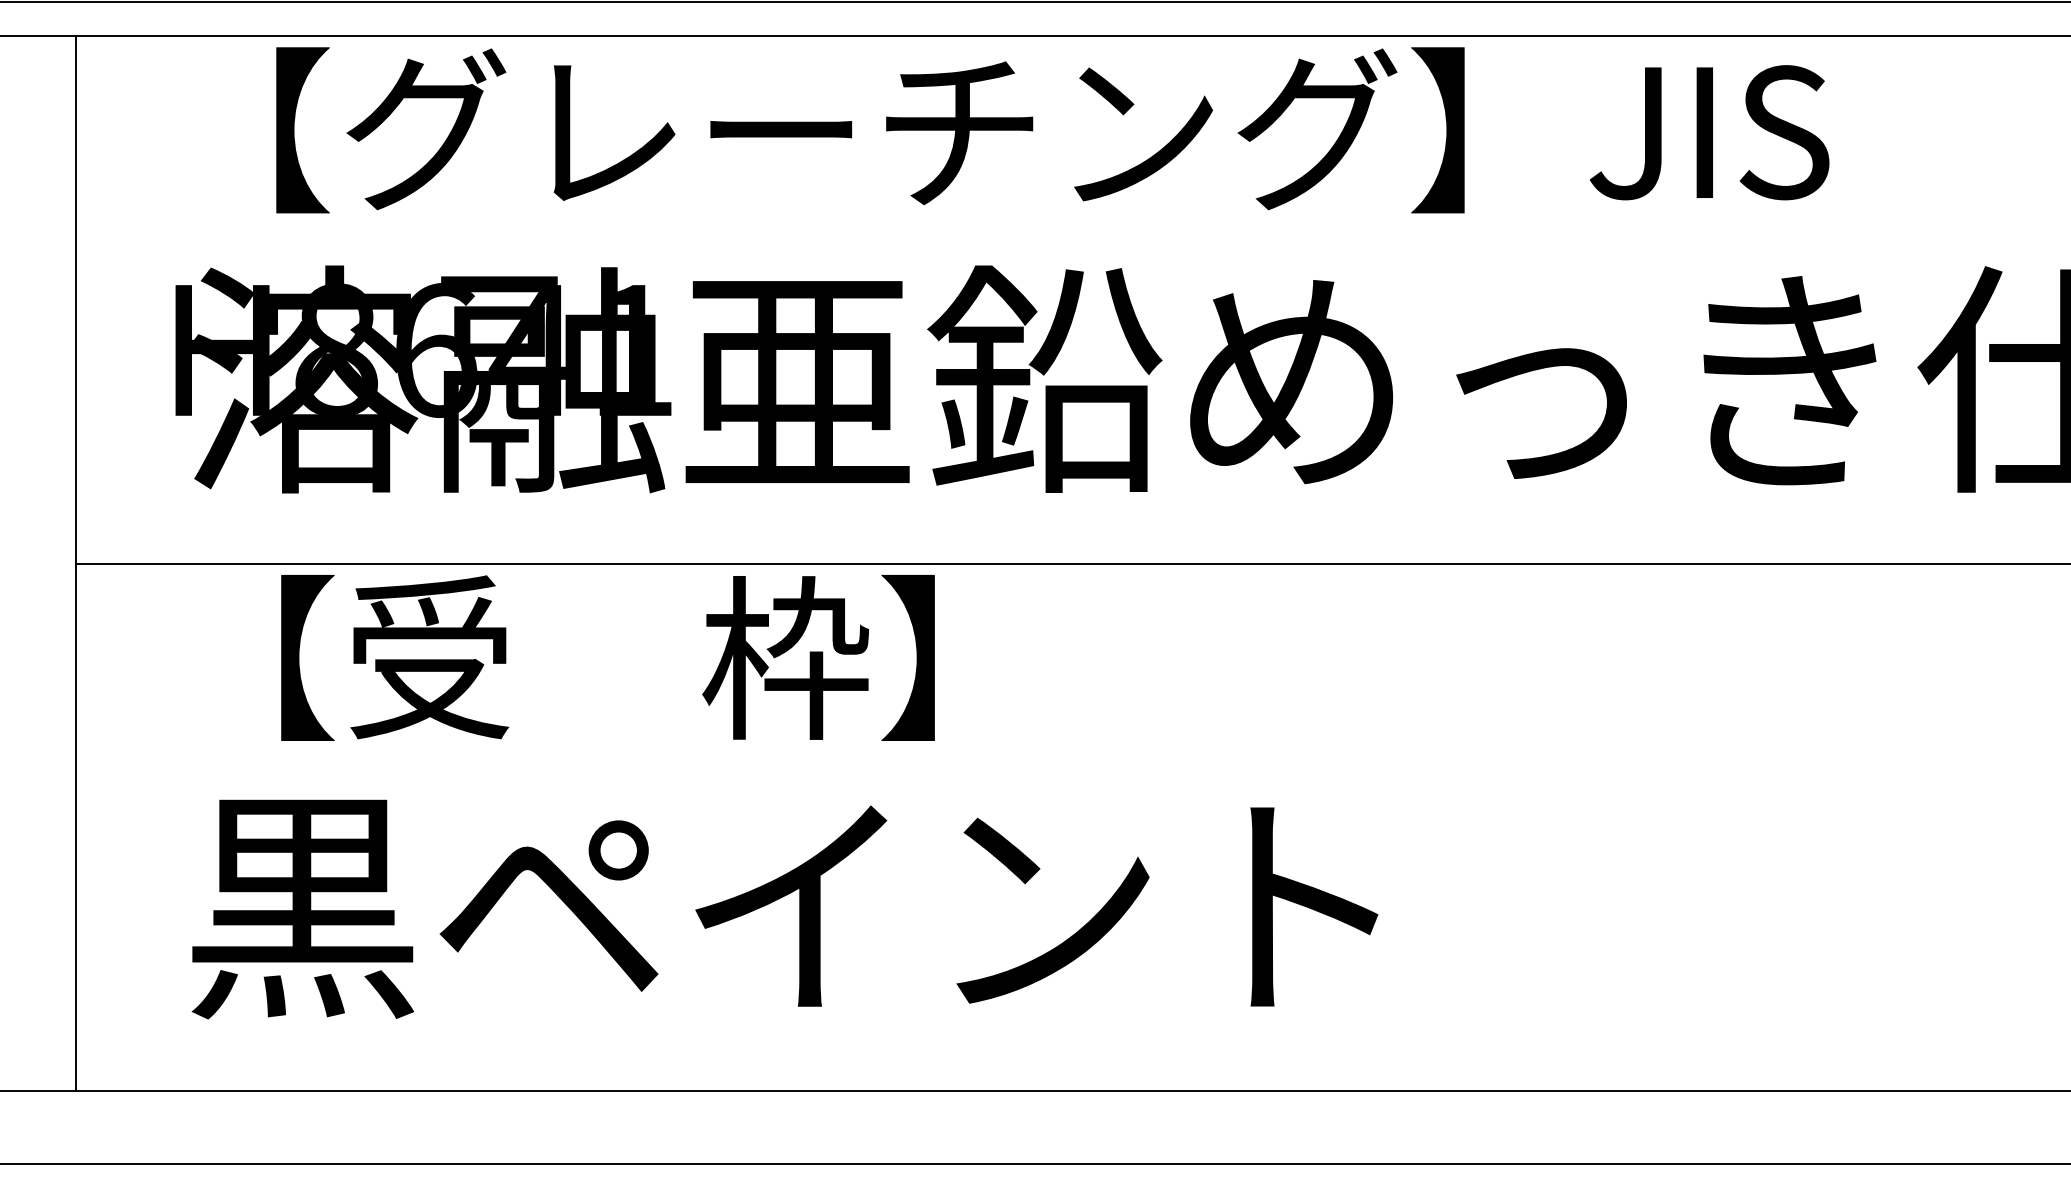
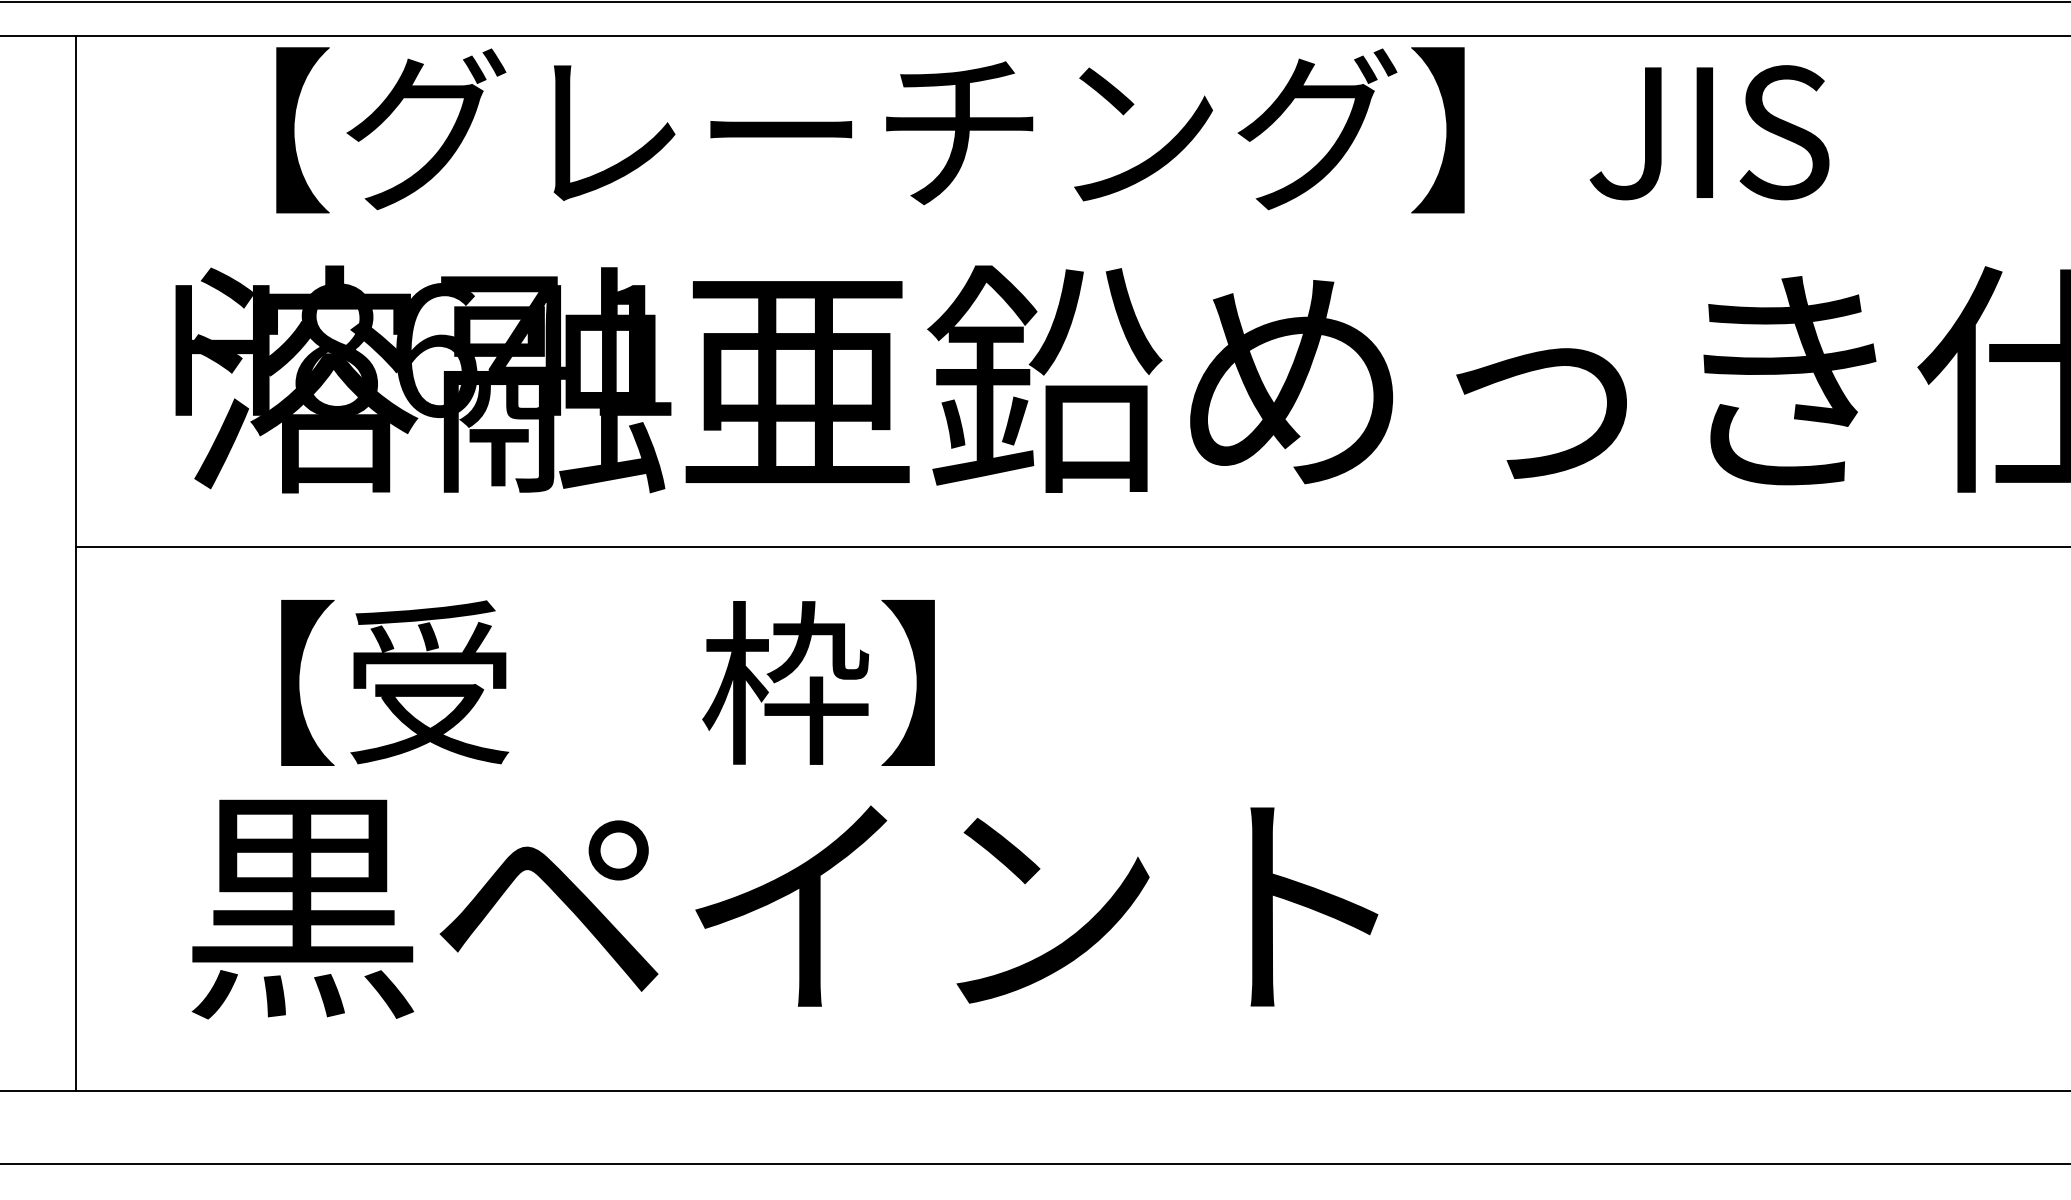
line position: (1071, 563) -> (1071, 546) (1071, 546)
text position: (607, 657) -> (607, 682) (607, 682)
